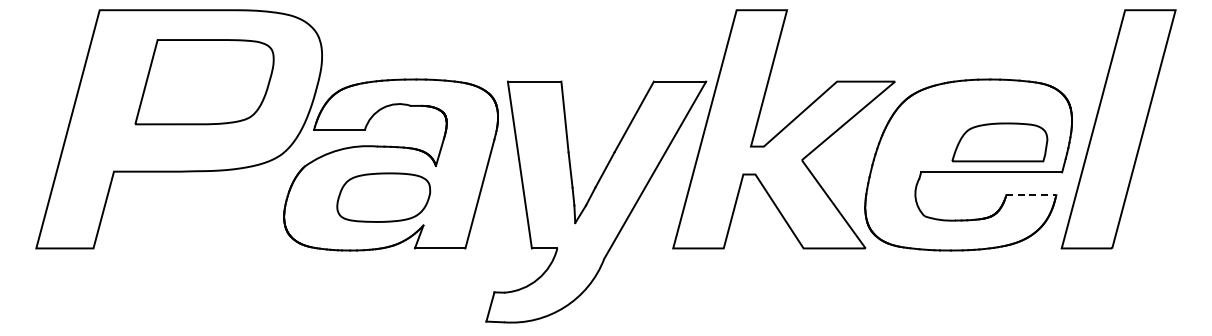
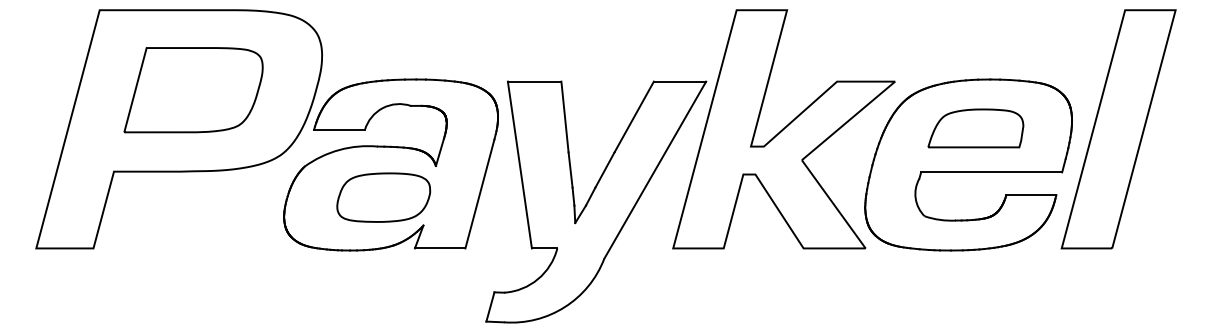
part position: (204, 82) -> (193, 90) (193, 90)
part position: (999, 142) -> (975, 128) (975, 128)
line: dashed -> solid (1031, 195)
